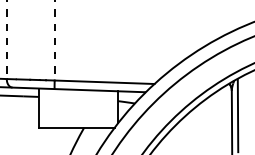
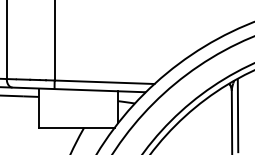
line: dashed -> solid (6, 40)
line: dashed -> solid (54, 40)
